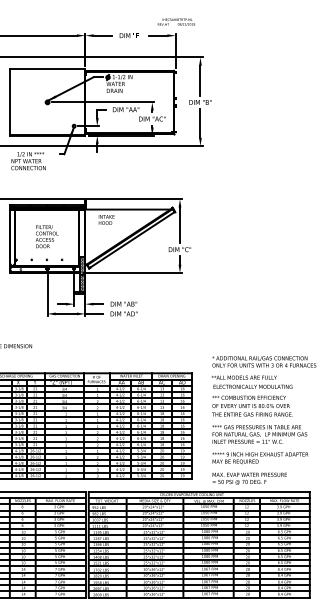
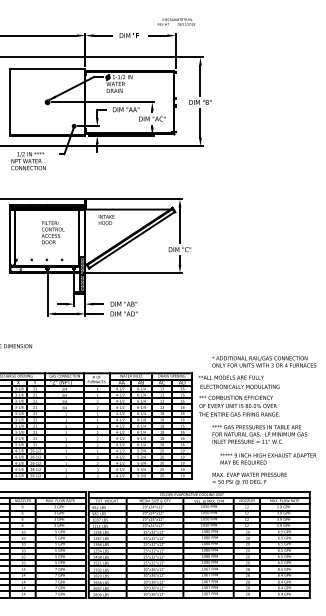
text position: (46, 236) -> (52, 232) (52, 232)
text position: (252, 395) -> (239, 395) (239, 395)
text position: (260, 458) -> (268, 459) (268, 459)
